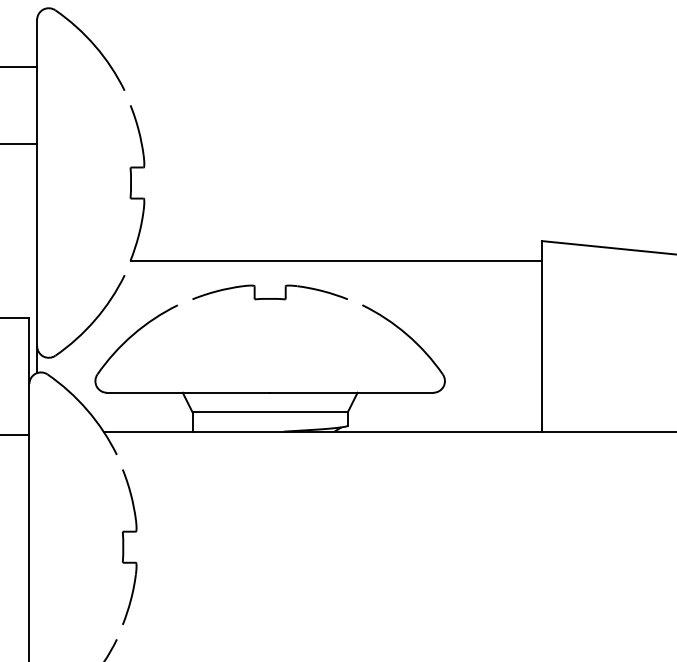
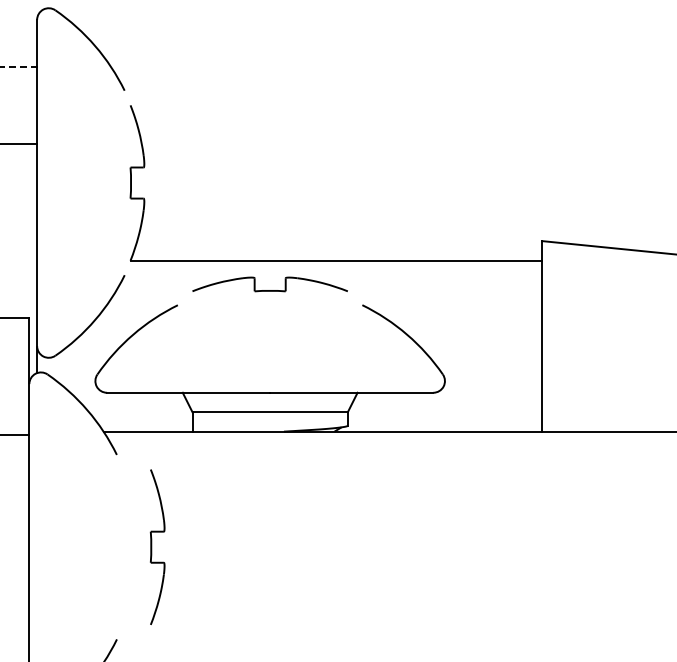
line: solid -> dashed (19, 66)
part position: (269, 292) -> (269, 284) (269, 284)
part position: (129, 546) -> (157, 546) (157, 546)
